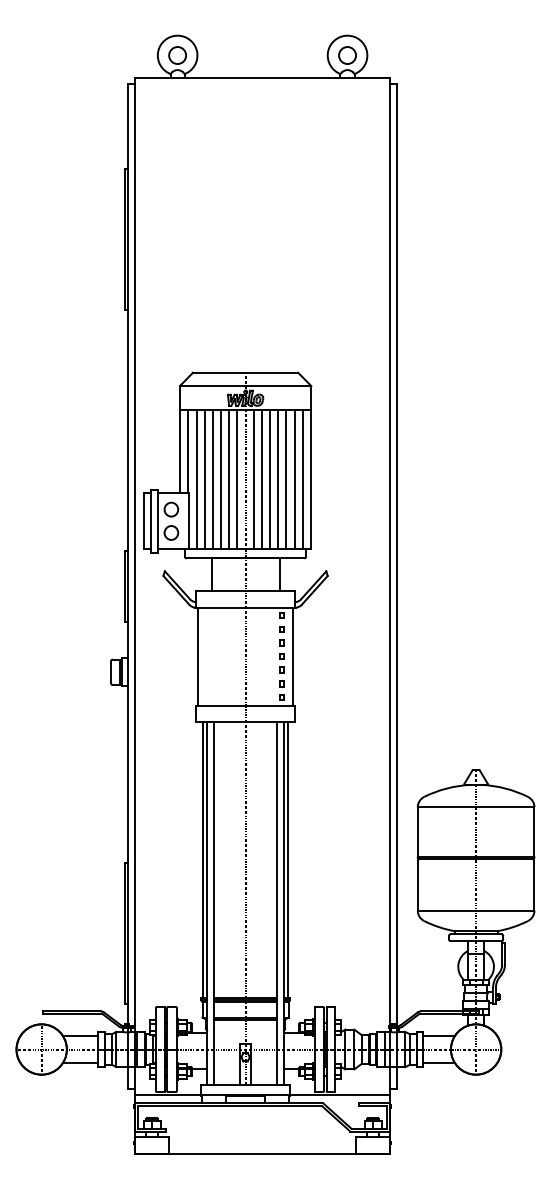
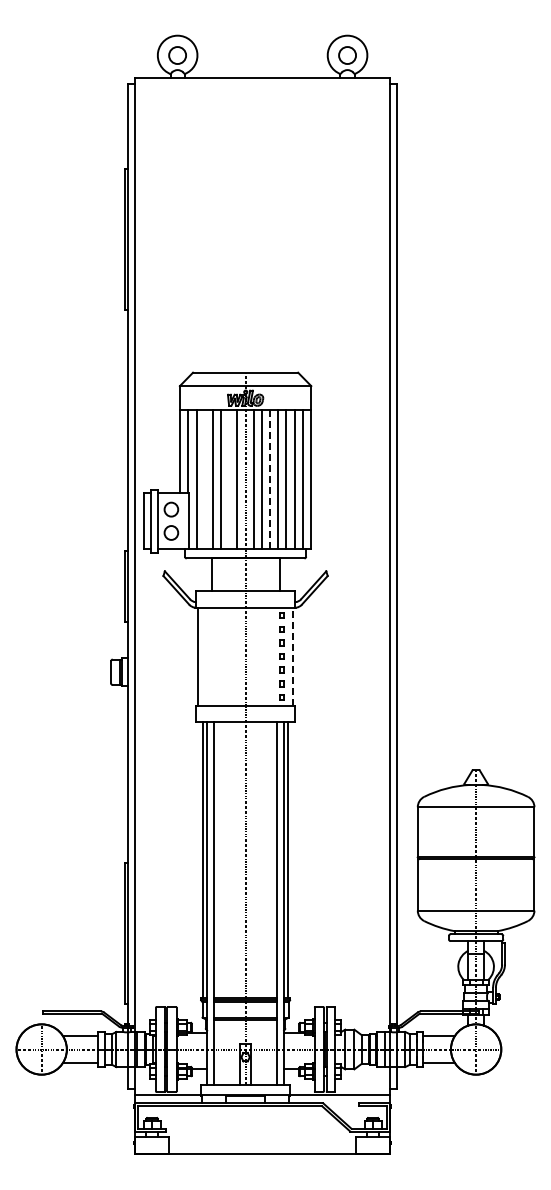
line: present -> none (204, 479)
line: present -> none (229, 479)
line: solid -> dashed (270, 479)
line: solid -> dashed (293, 656)
